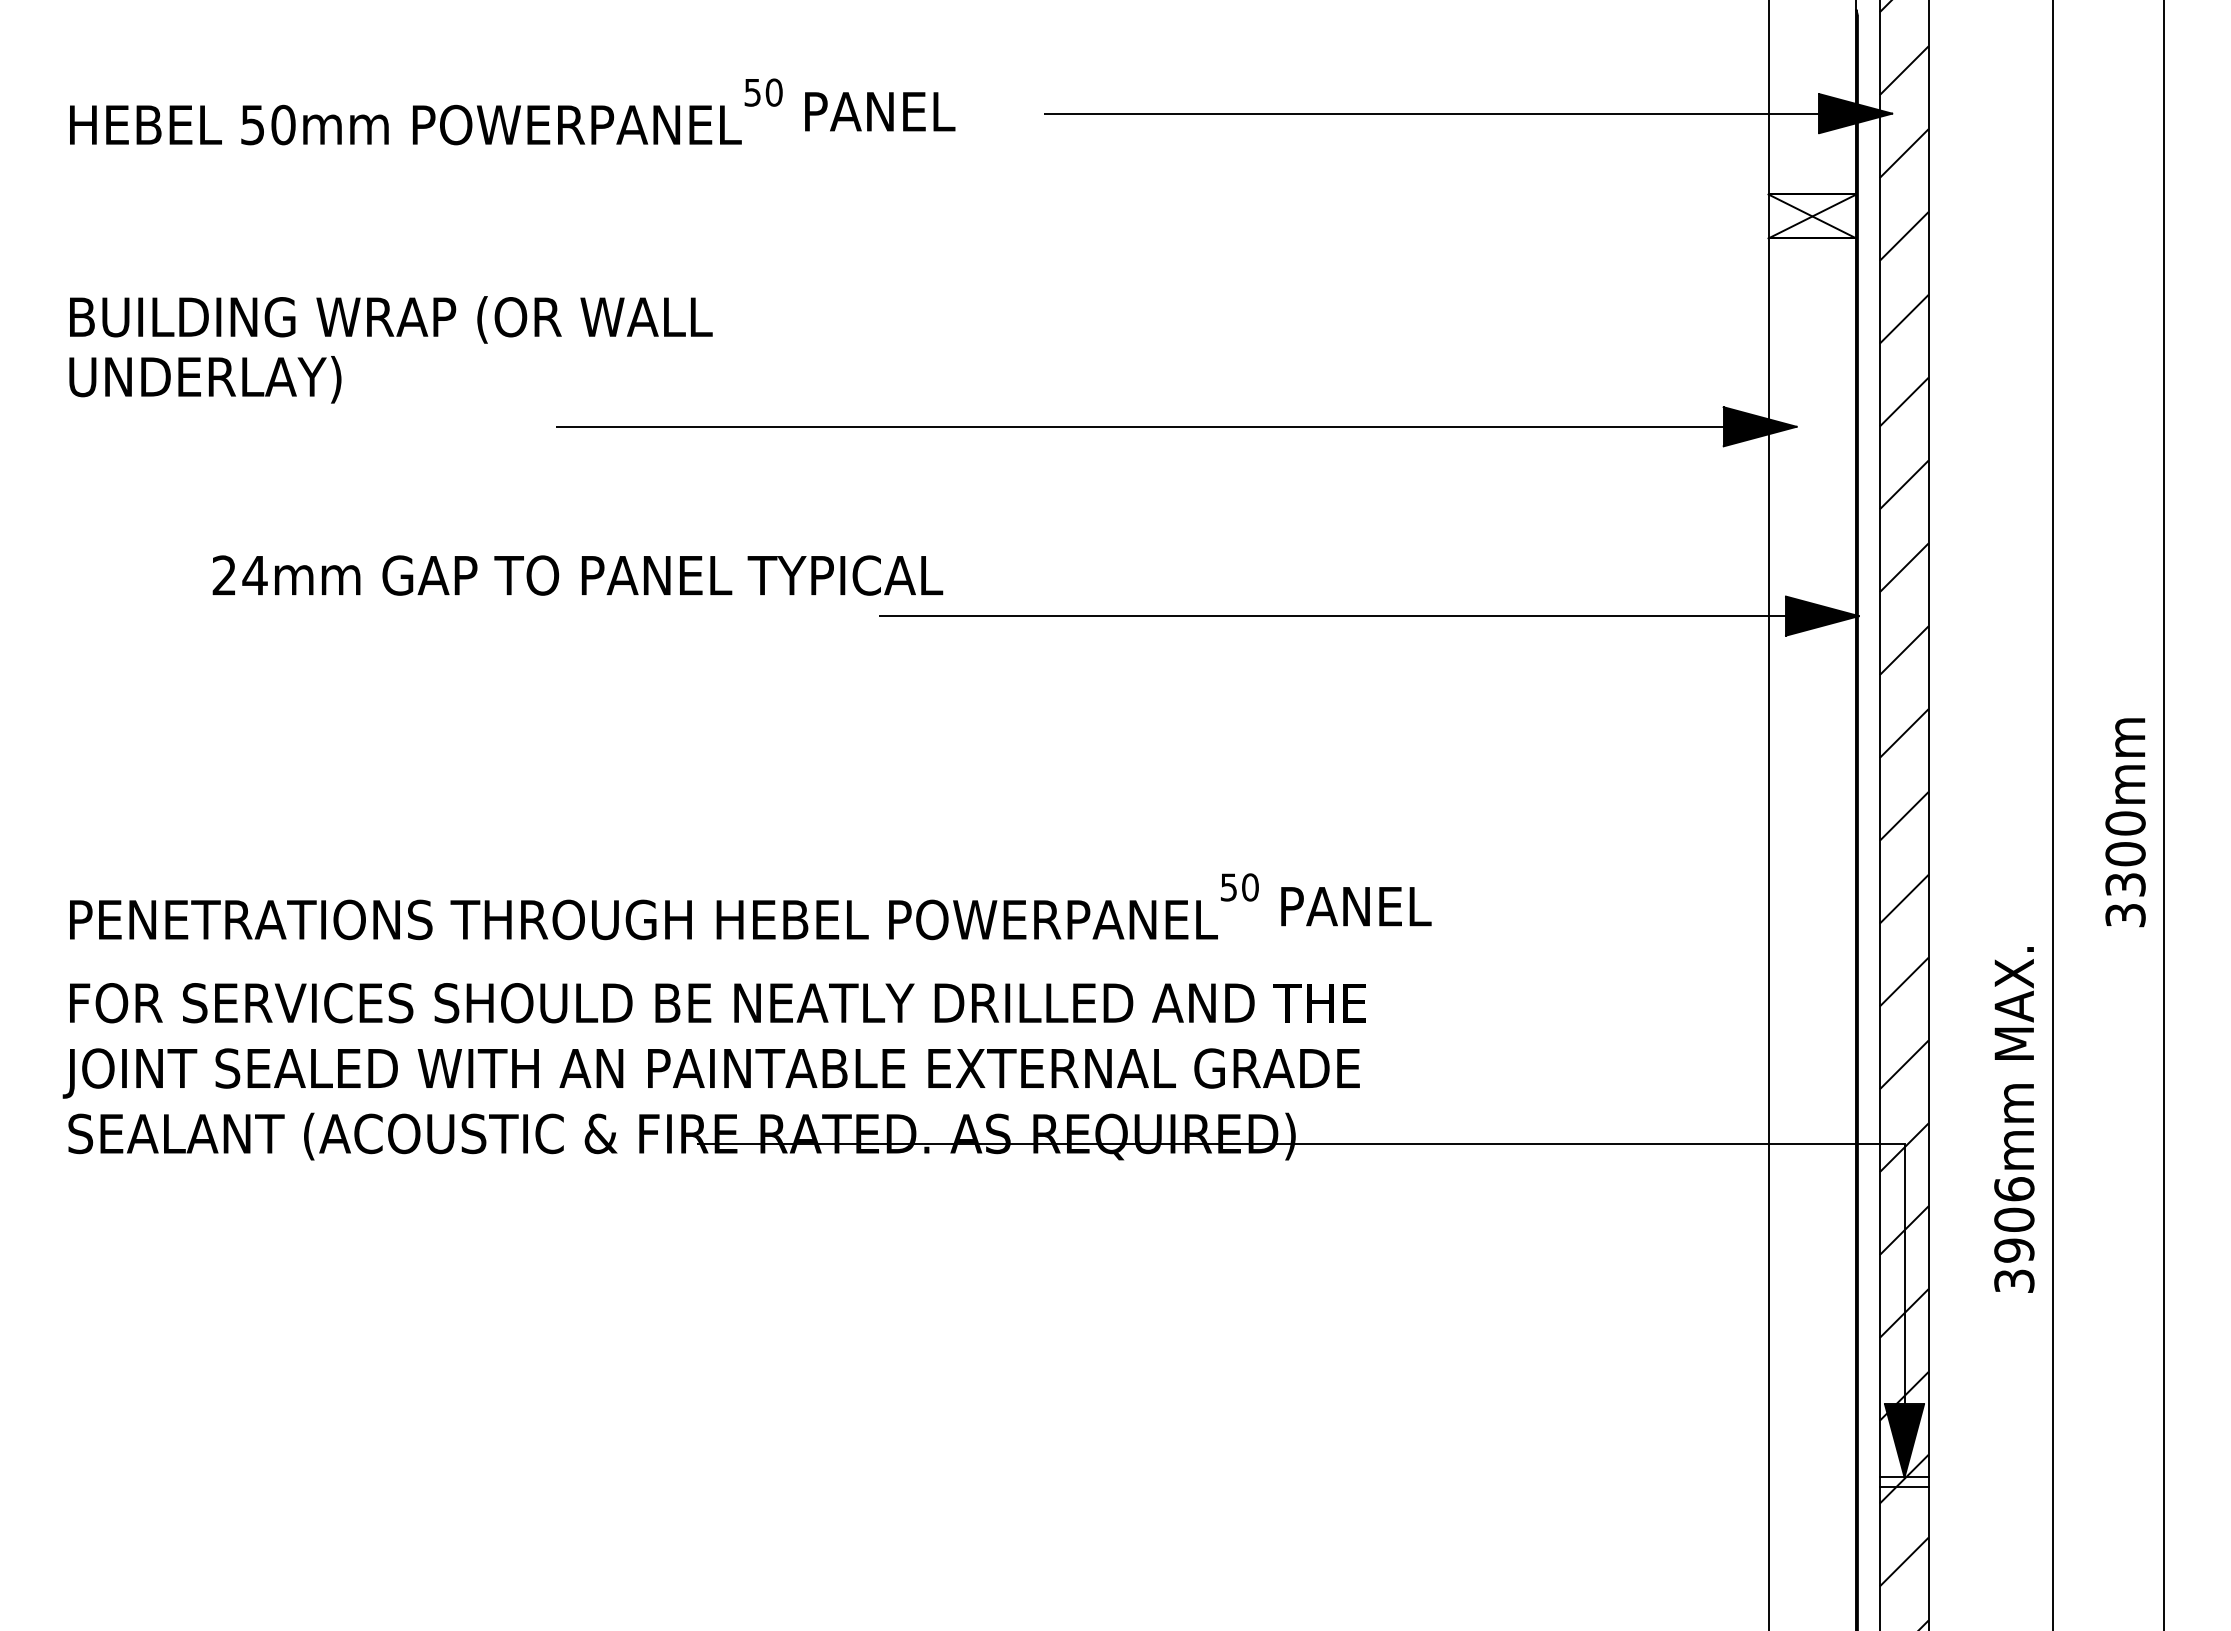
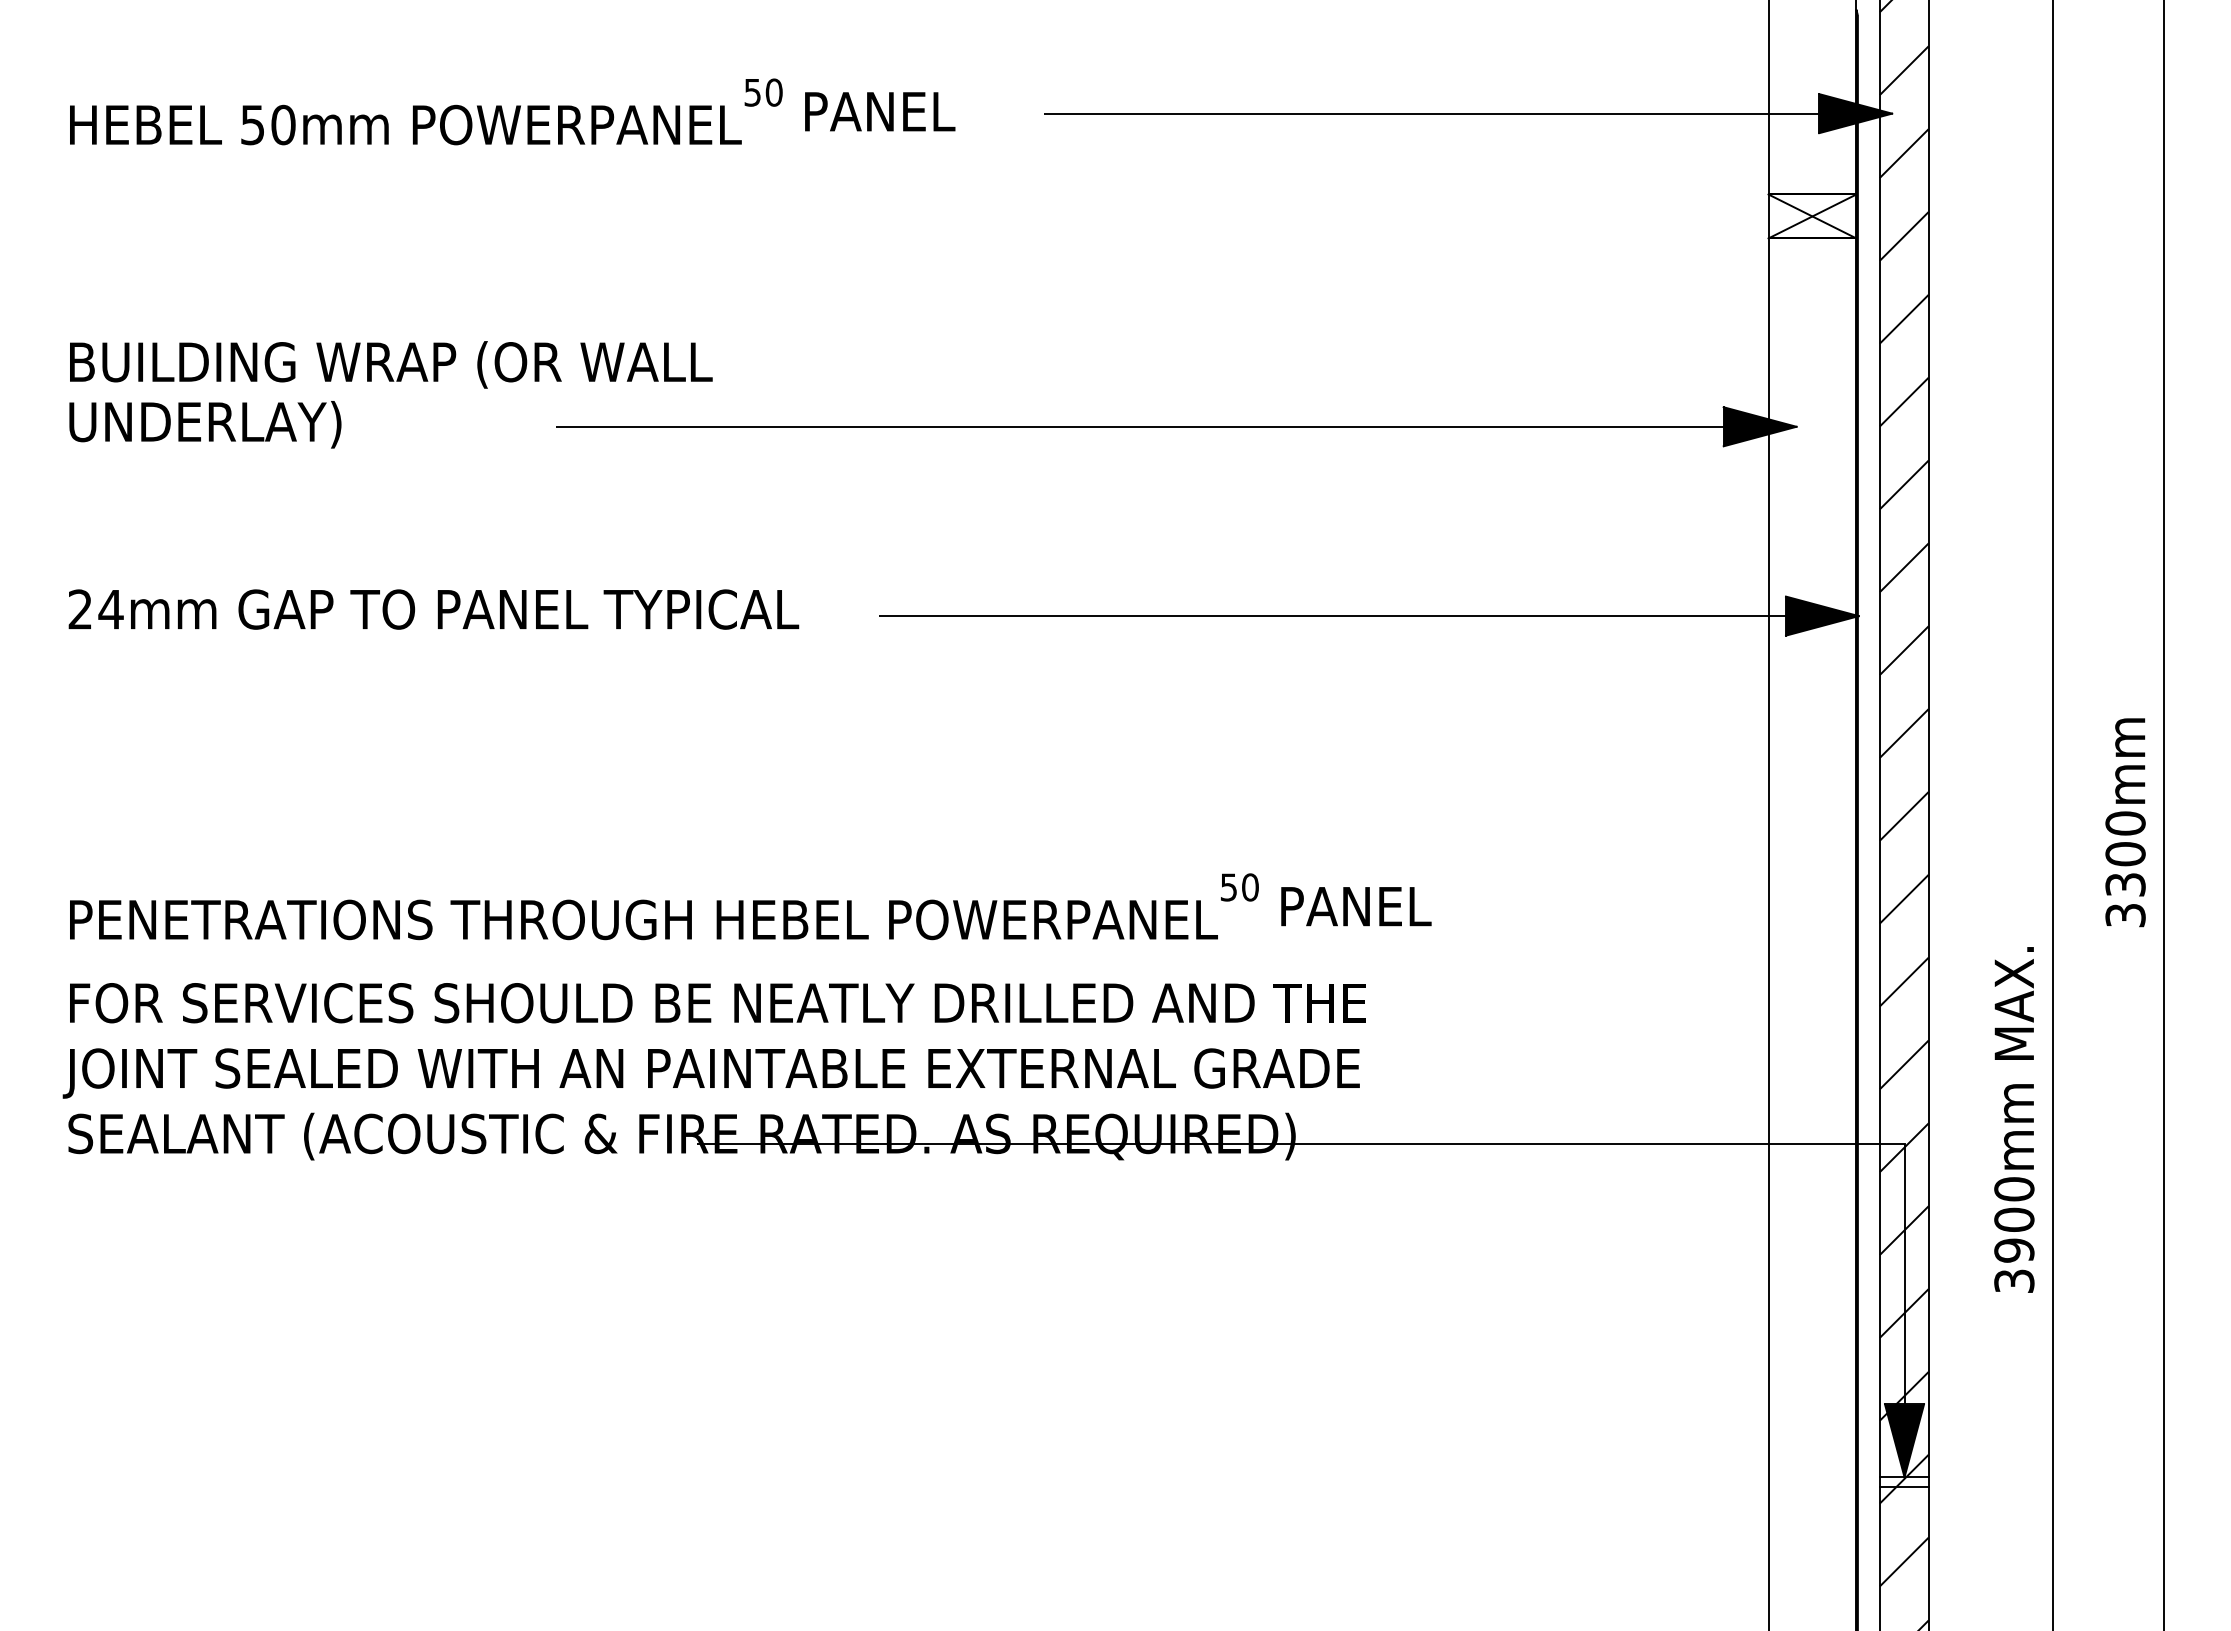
text position: (390, 349) -> (390, 394) (390, 394)
text position: (577, 575) -> (433, 609) (433, 609)
text: 3906mm -> 3900mm (2014, 1189)
